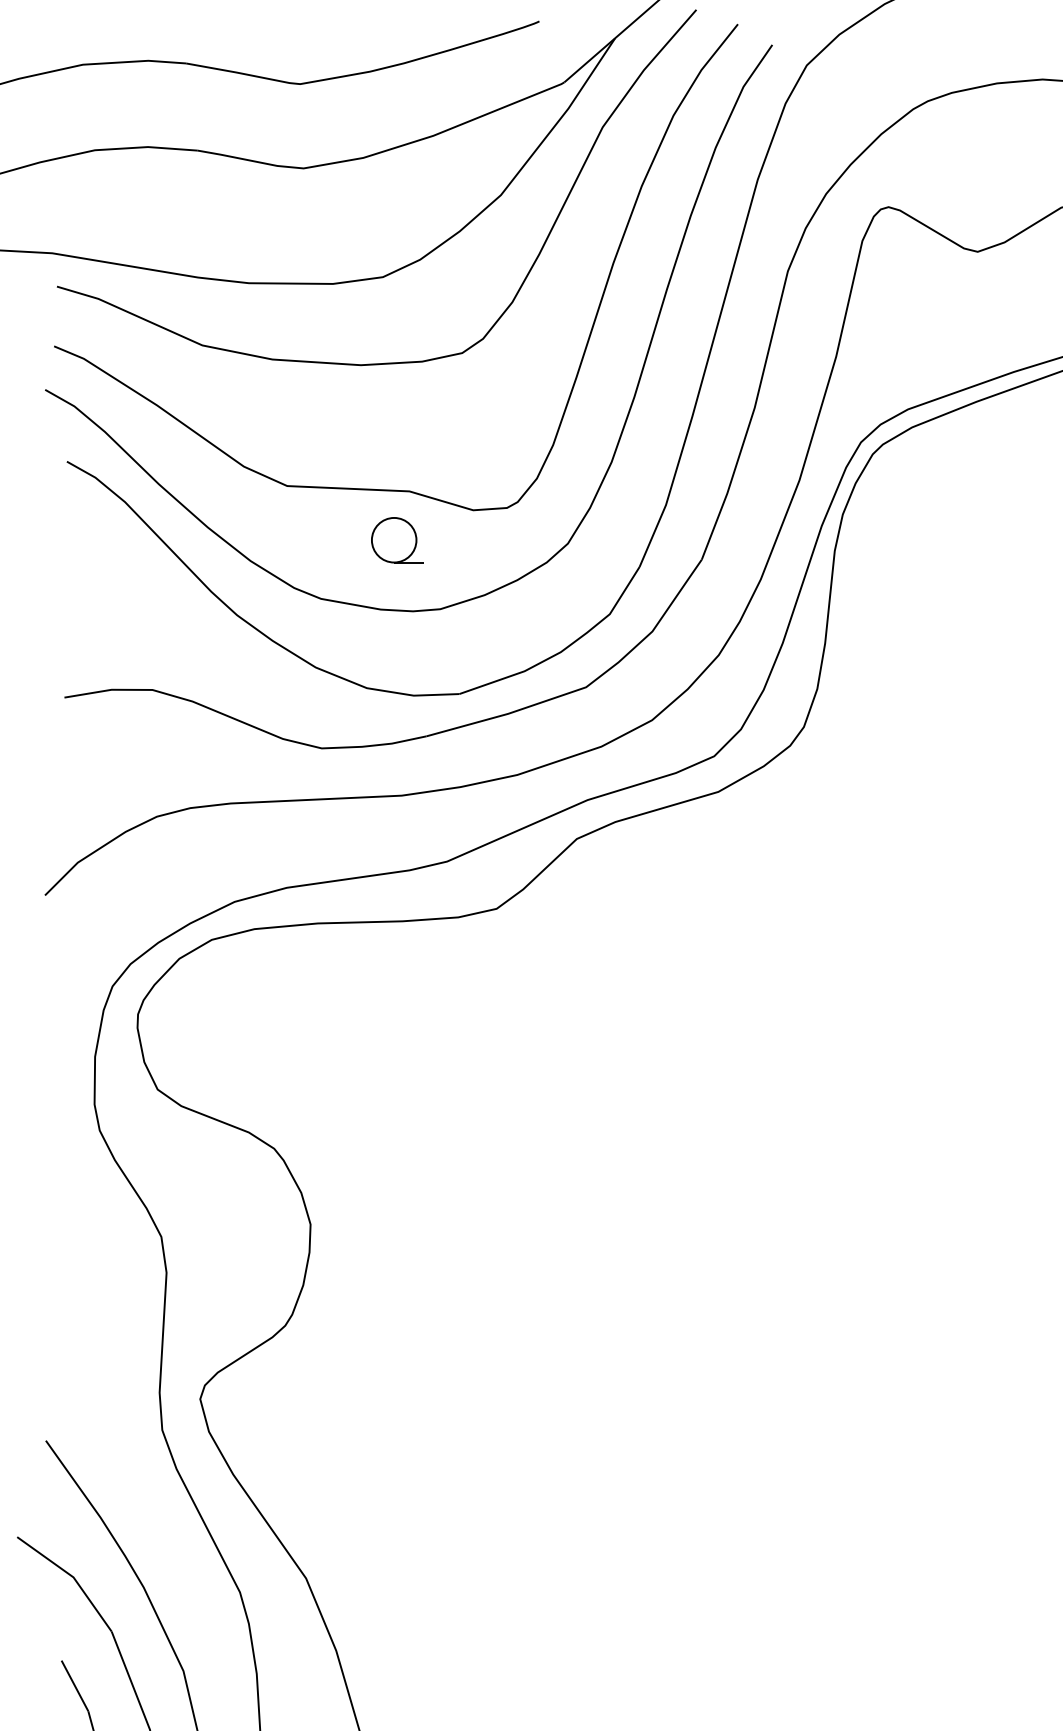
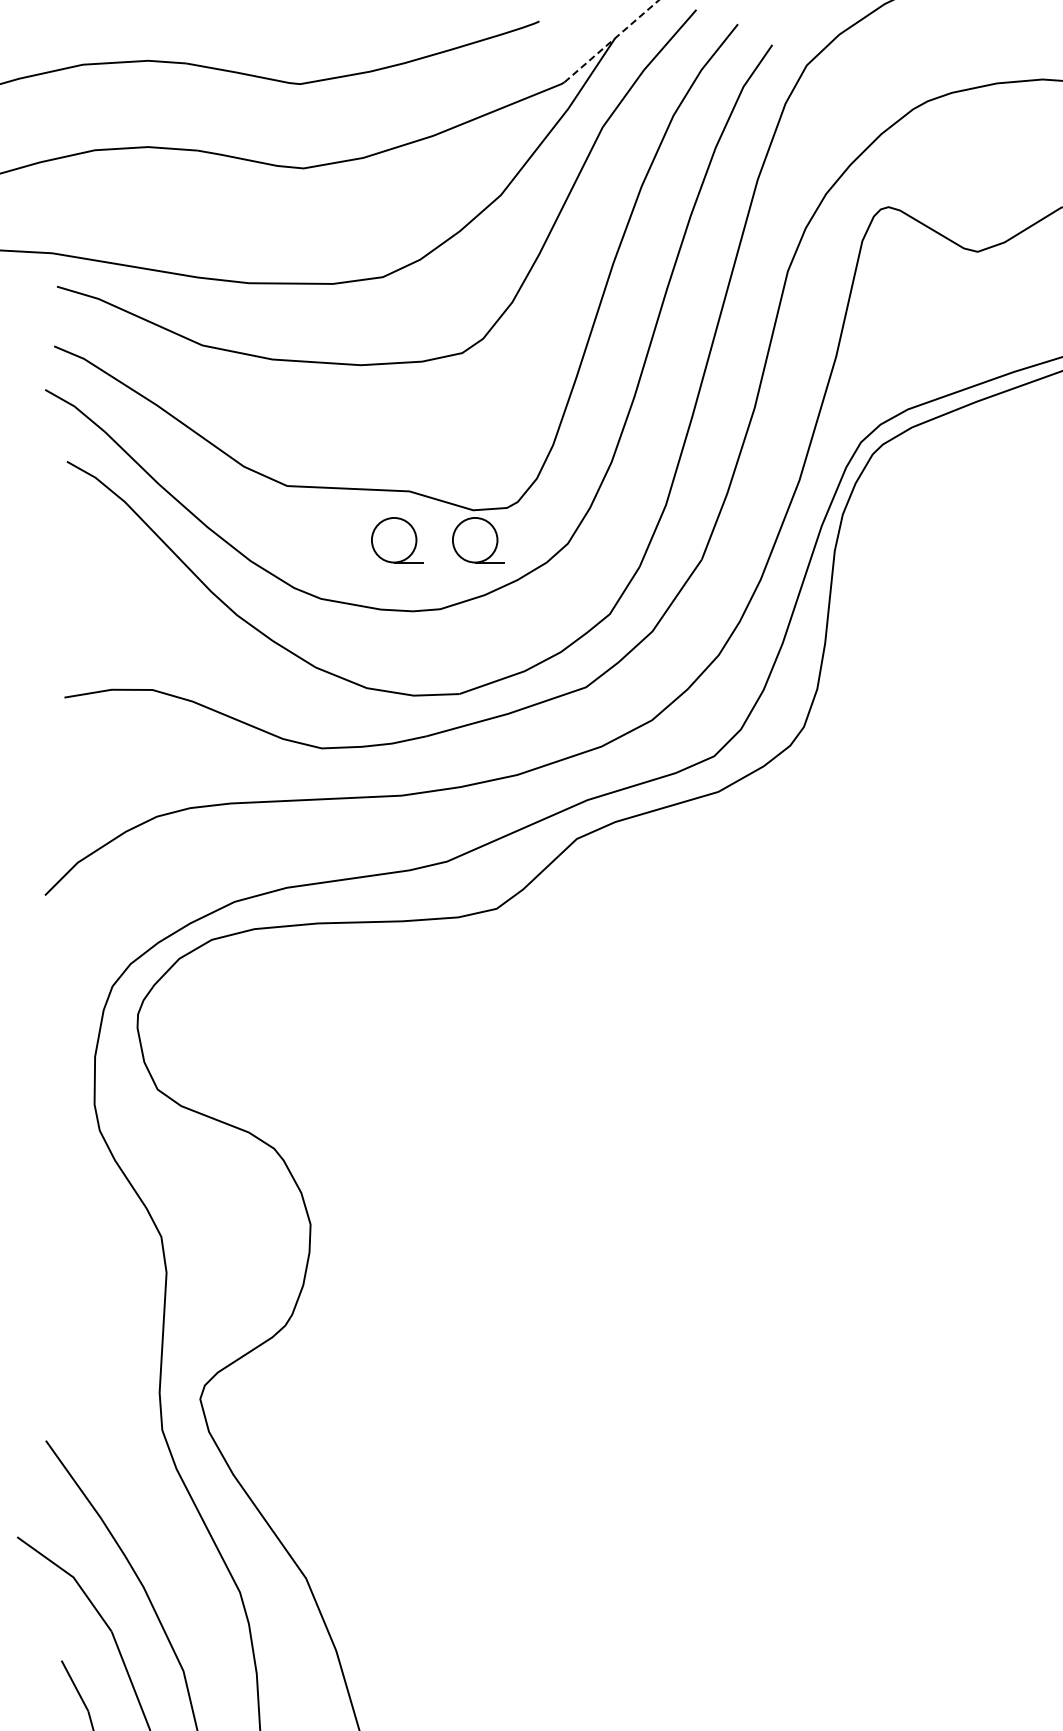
line: solid -> dashed (611, 41)
part: none -> present (478, 540)
